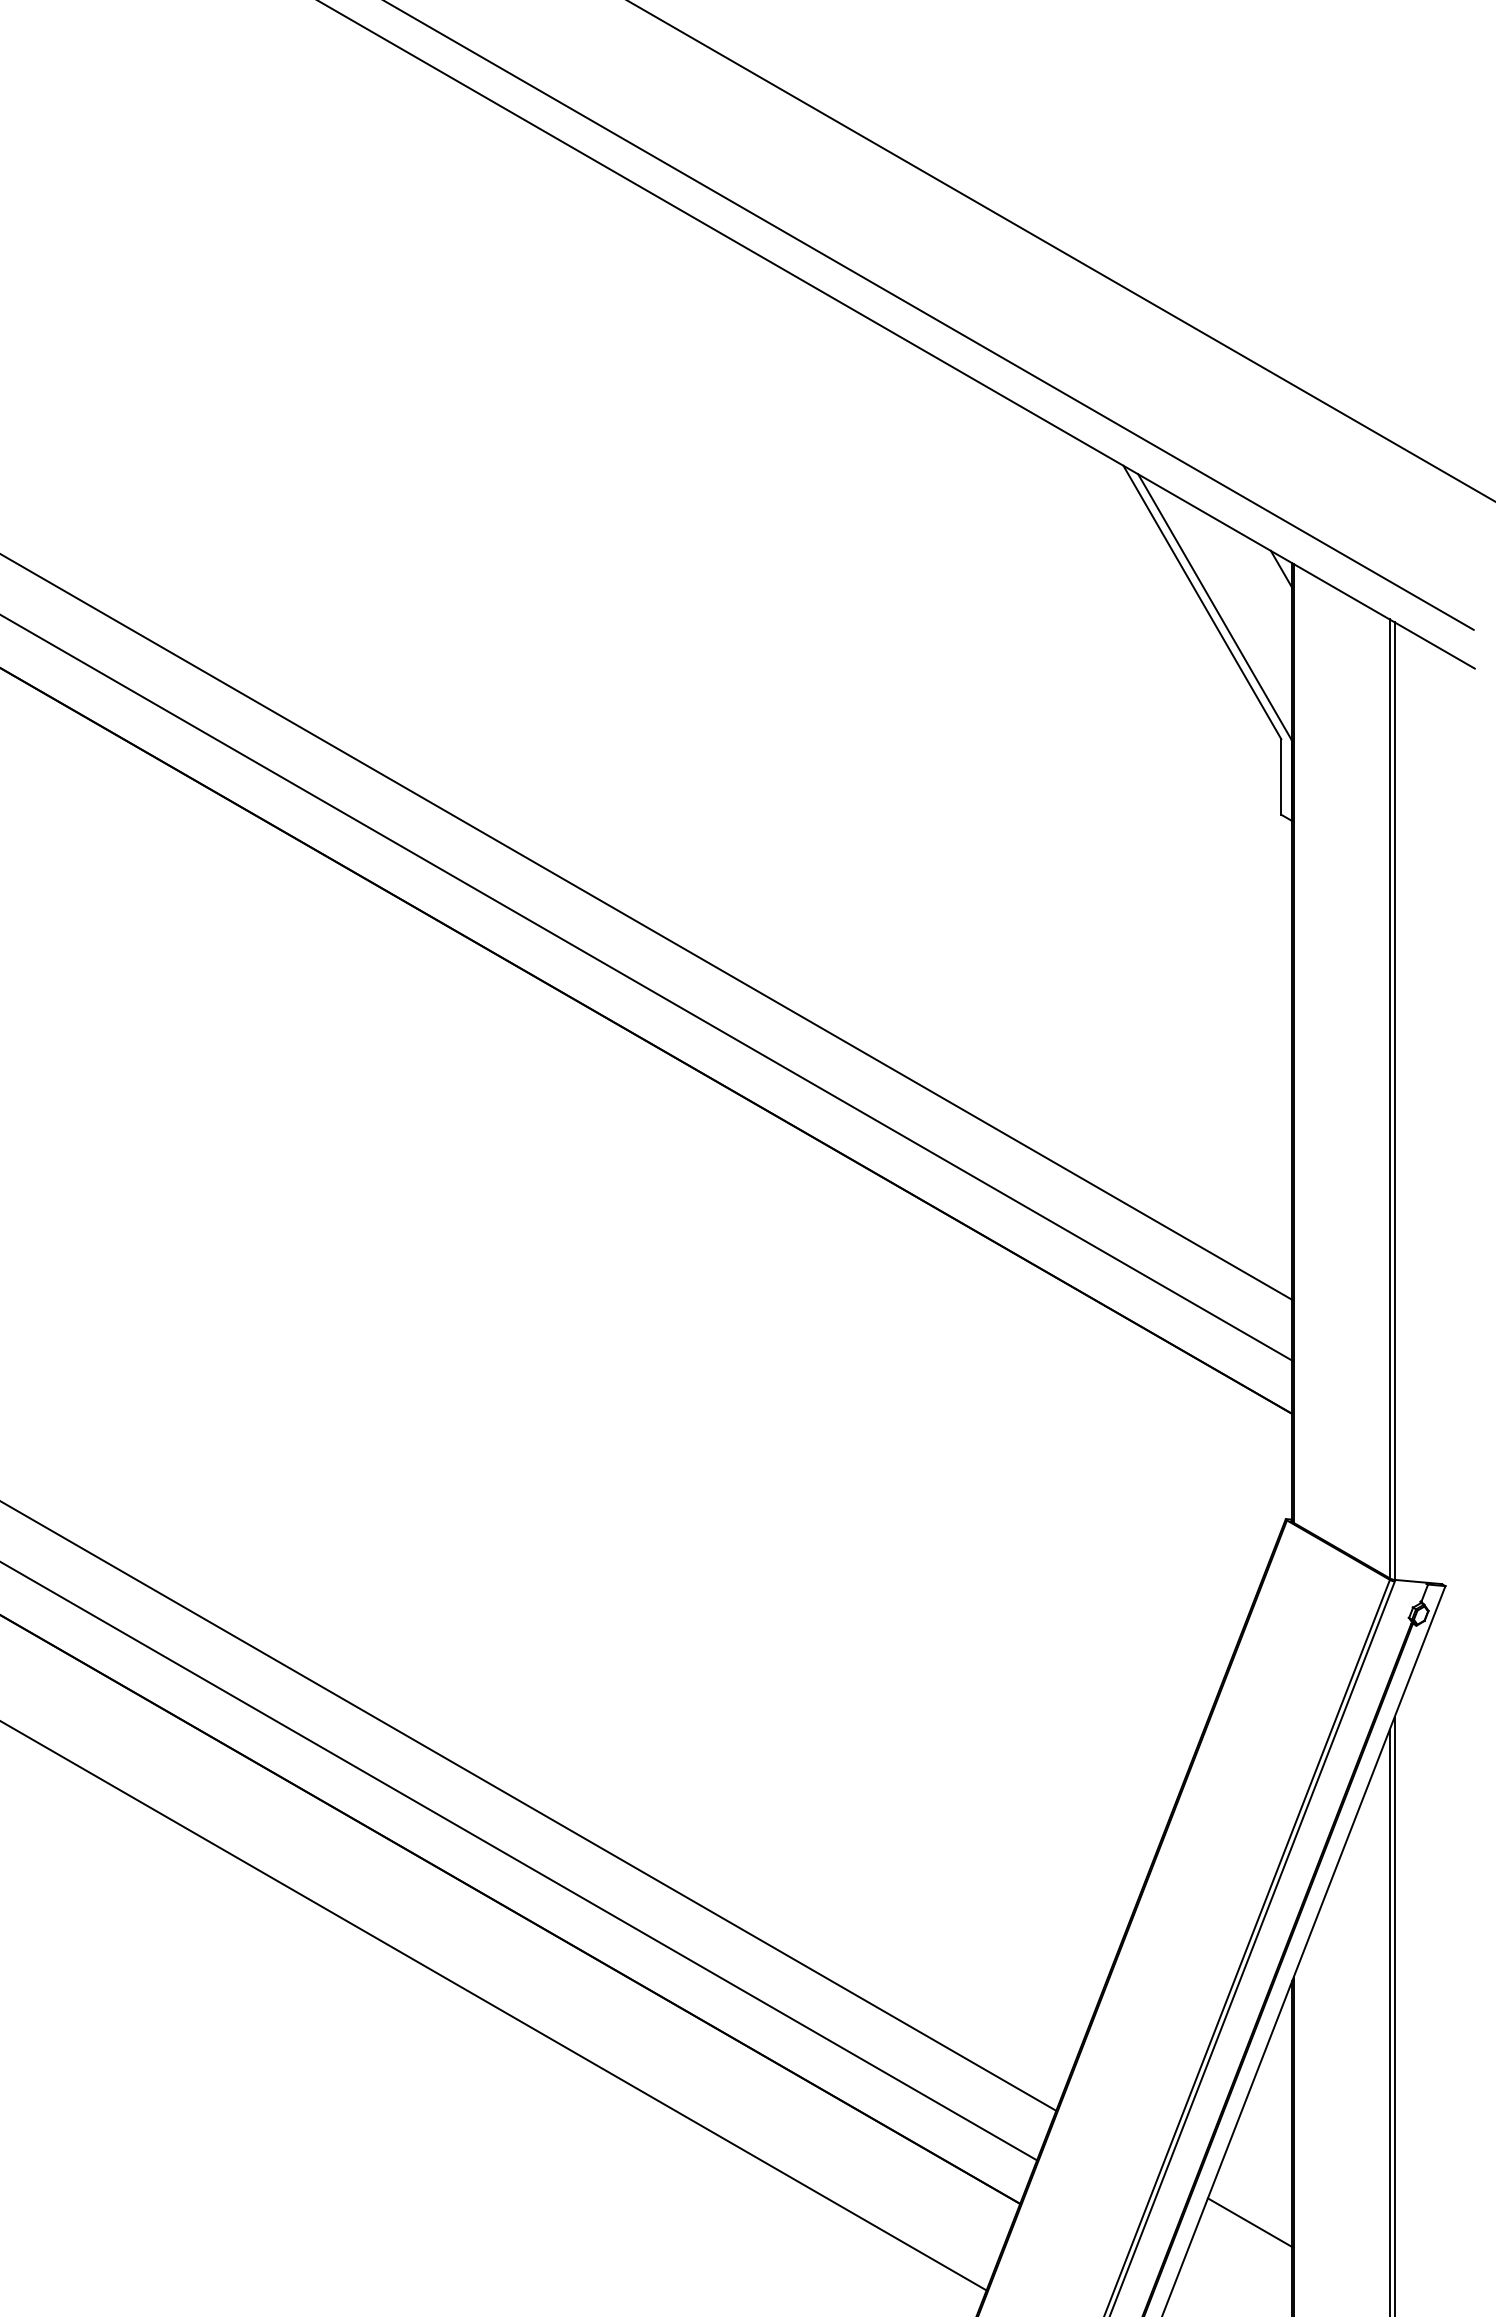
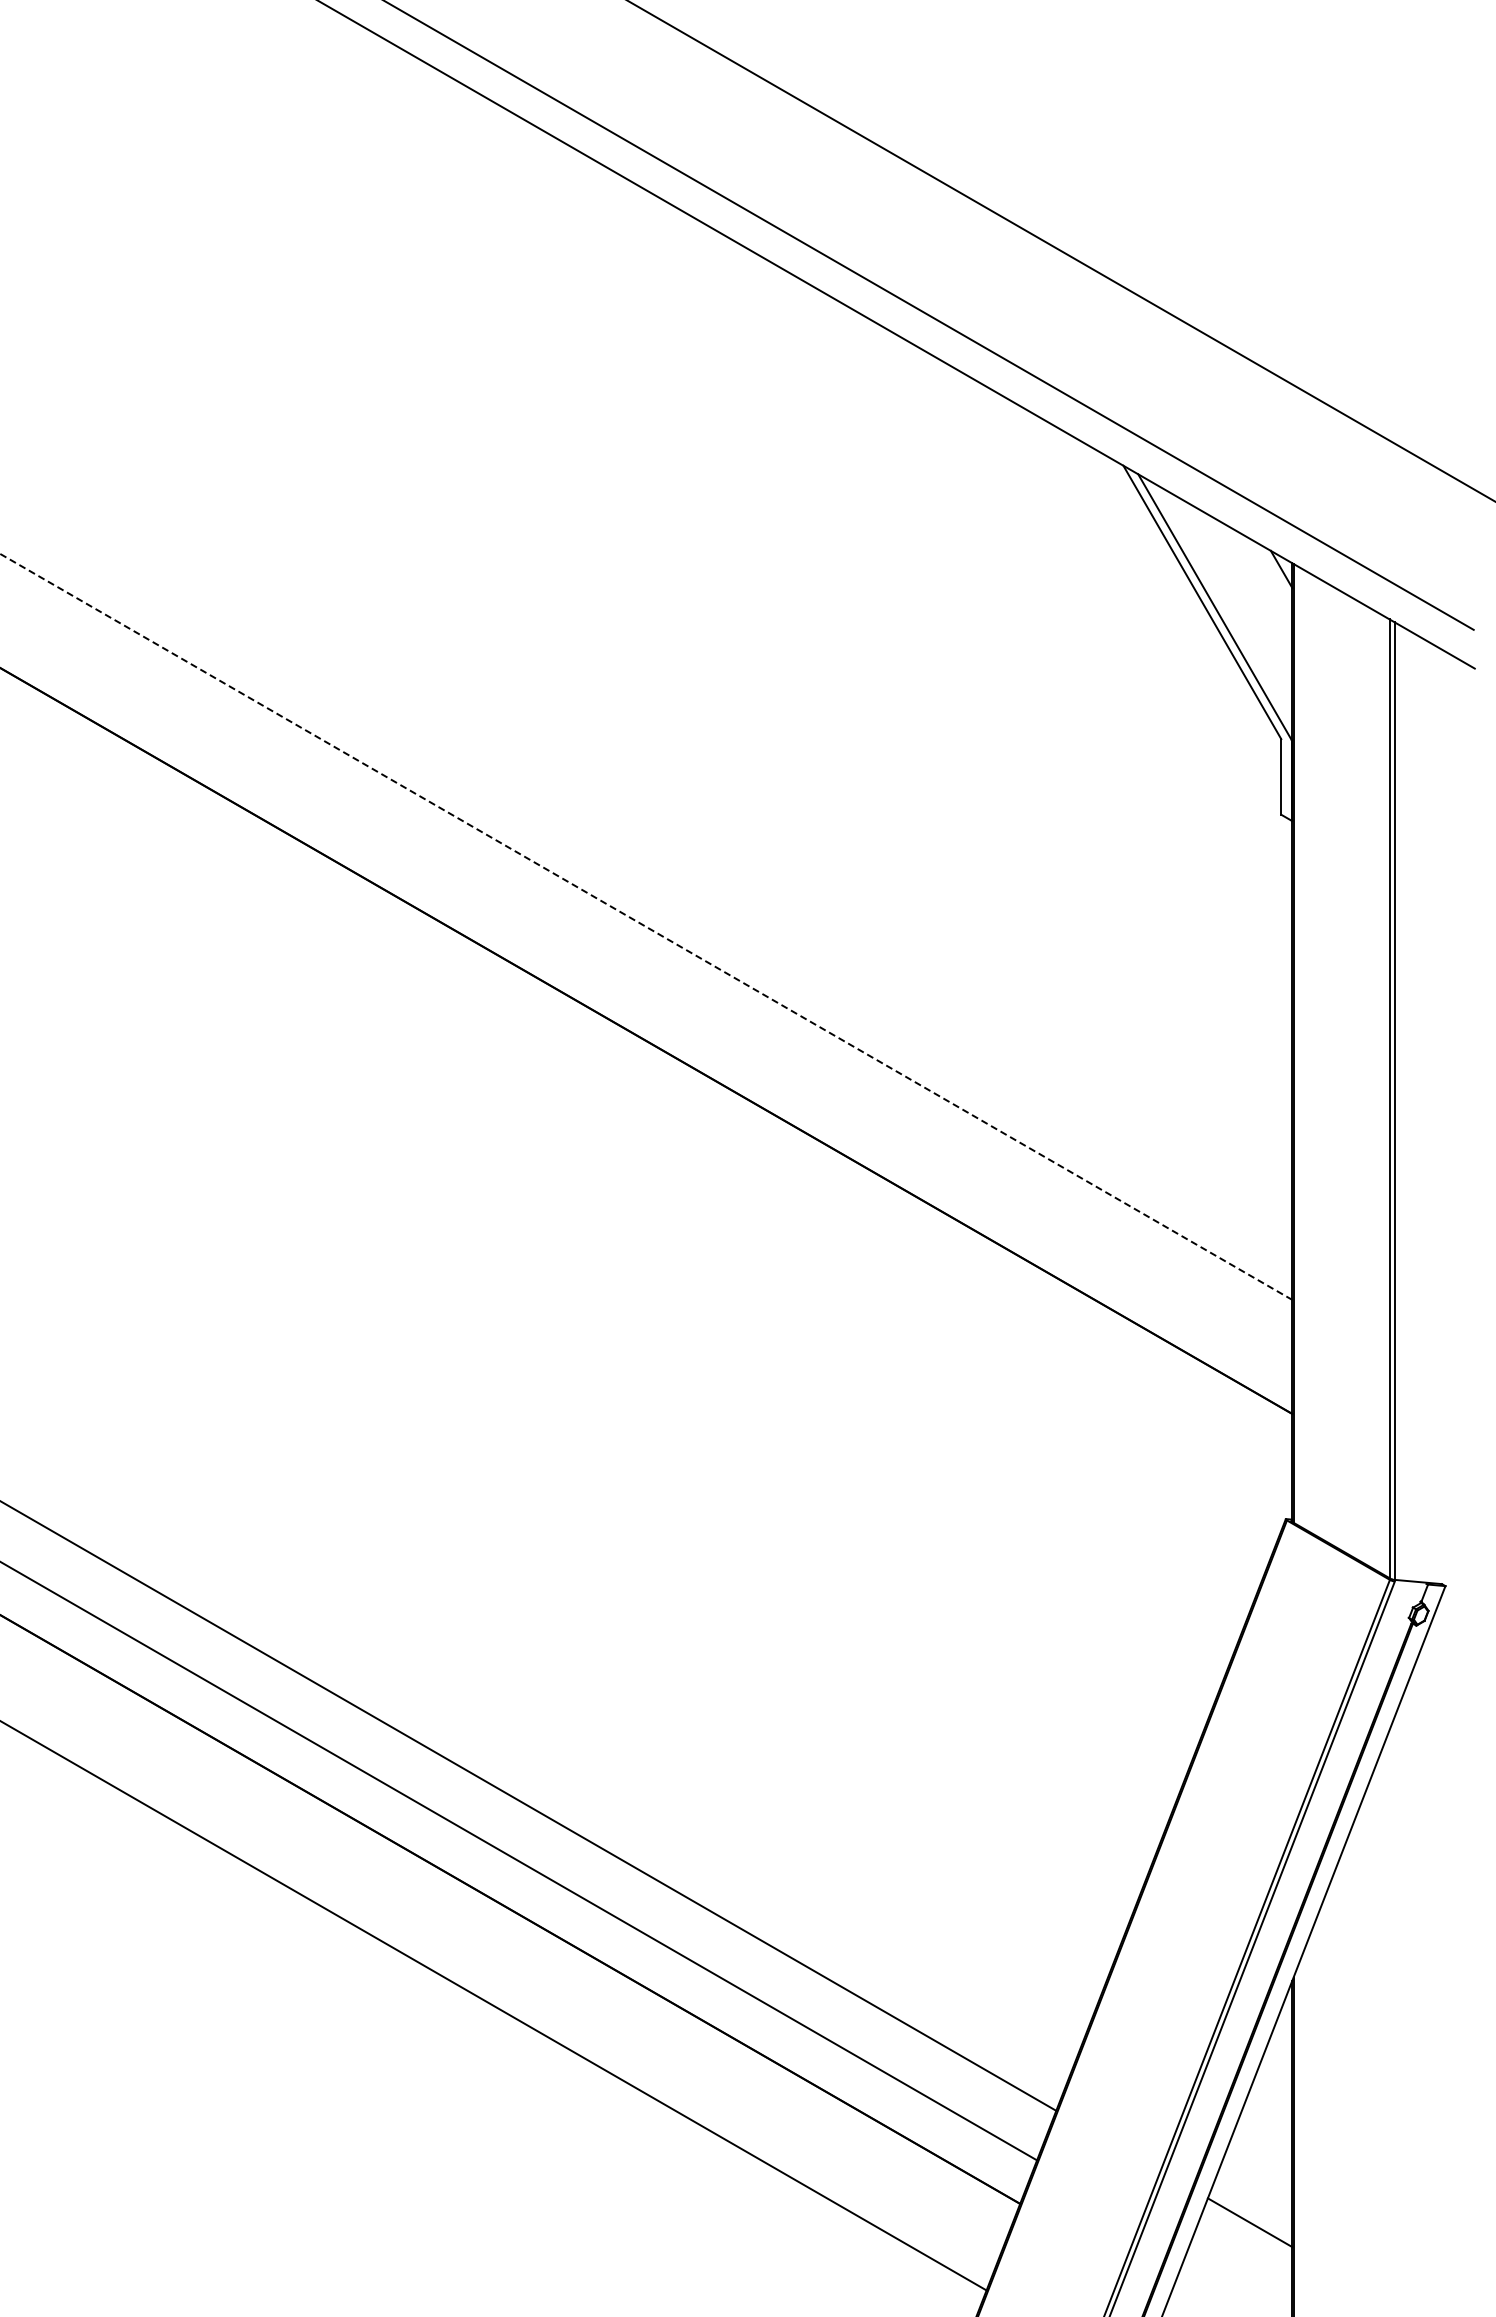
line: solid -> dashed (646, 927)
line: present -> none (647, 987)
line: present -> none (1394, 2014)
line: present -> none (1389, 2021)
